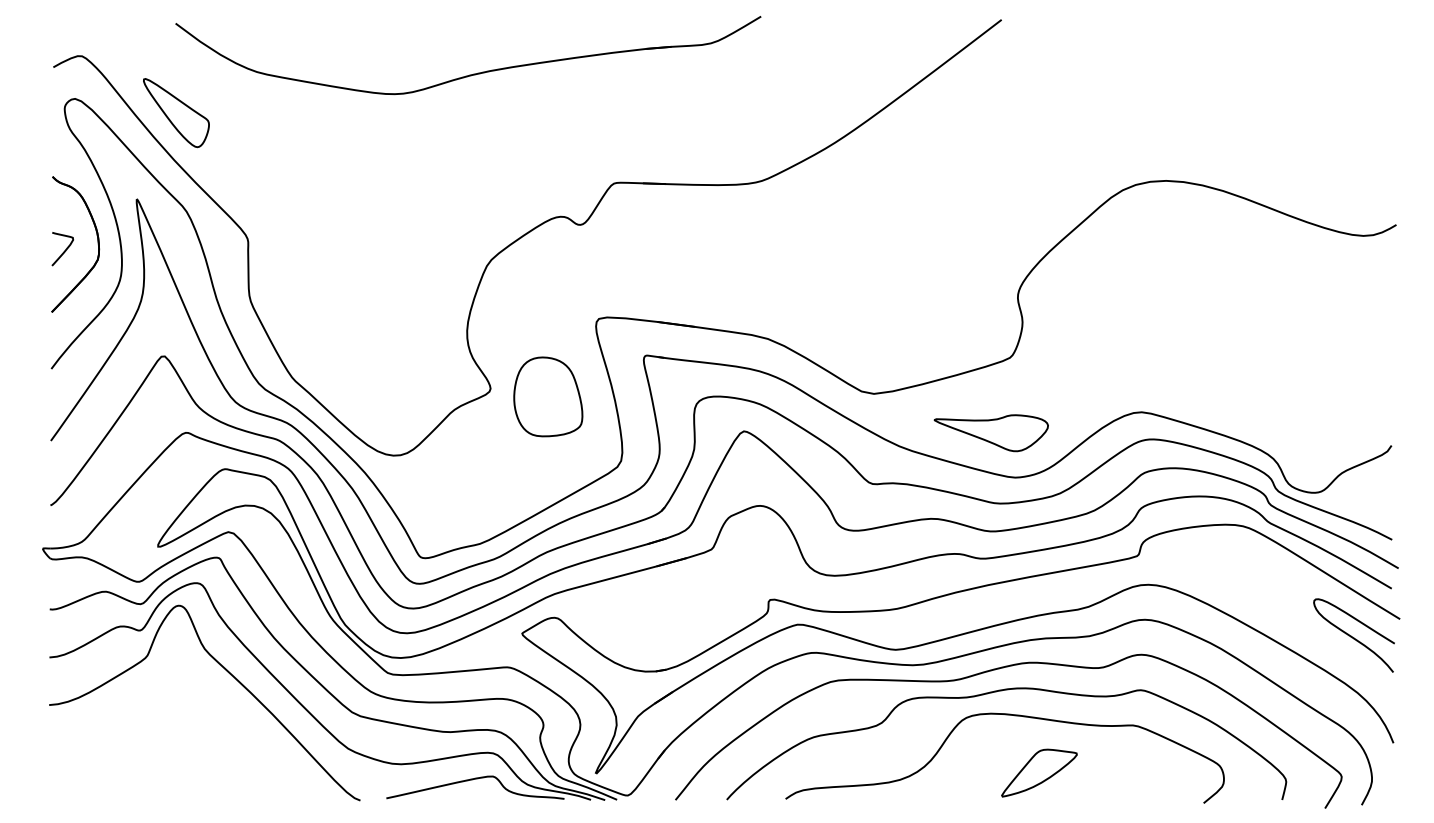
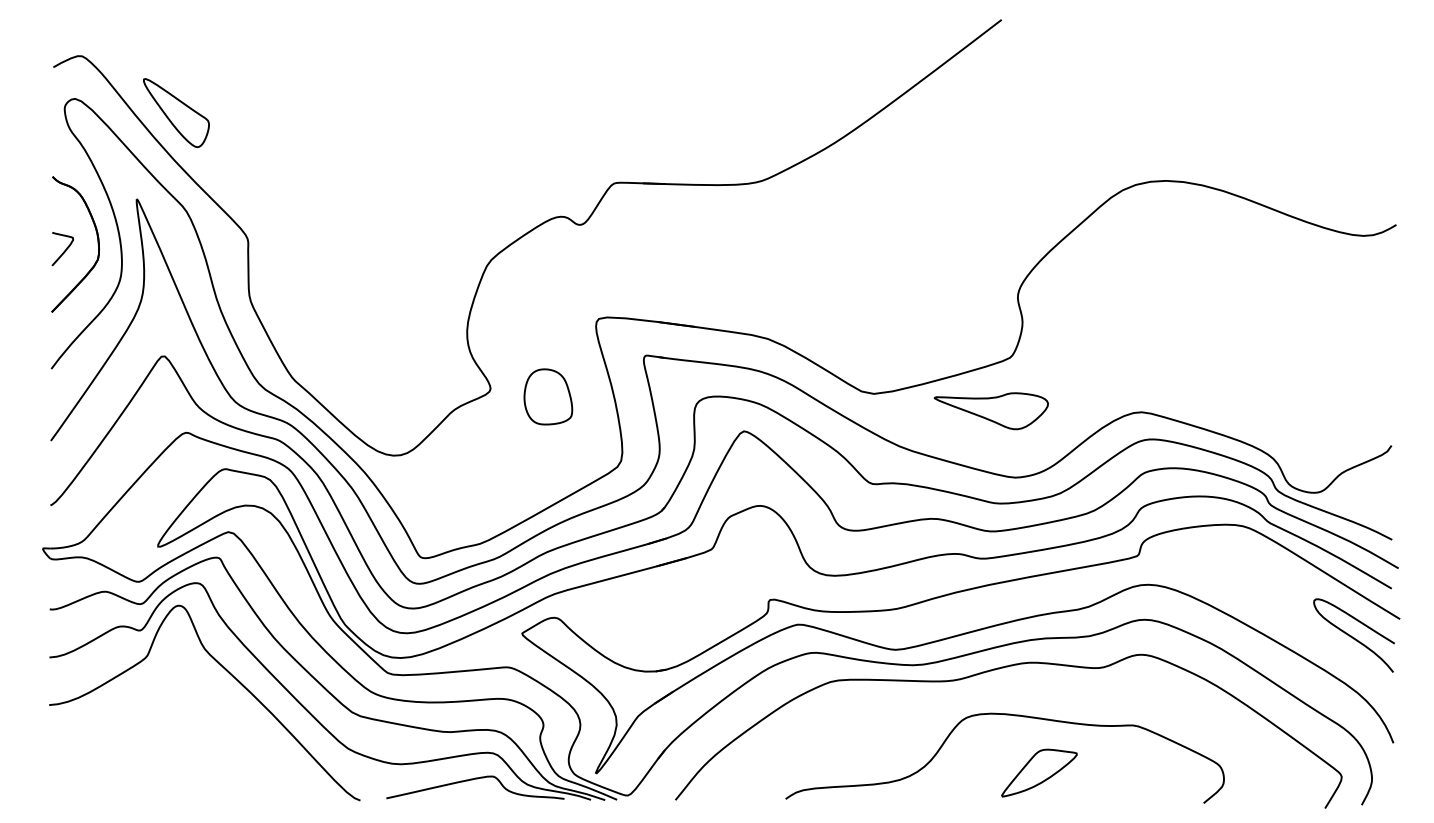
part: present -> none (473, 73)
part size: 71x82 px -> 51x58 px (548, 396)
part position: (990, 433) -> (990, 411) (990, 411)
curve: present -> none (992, 693)
